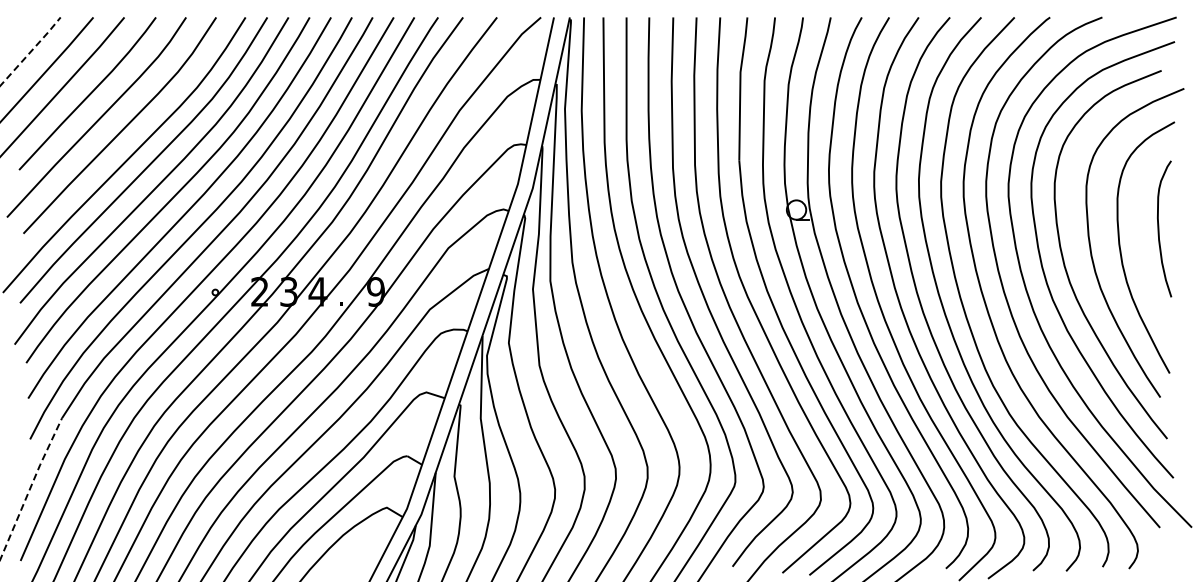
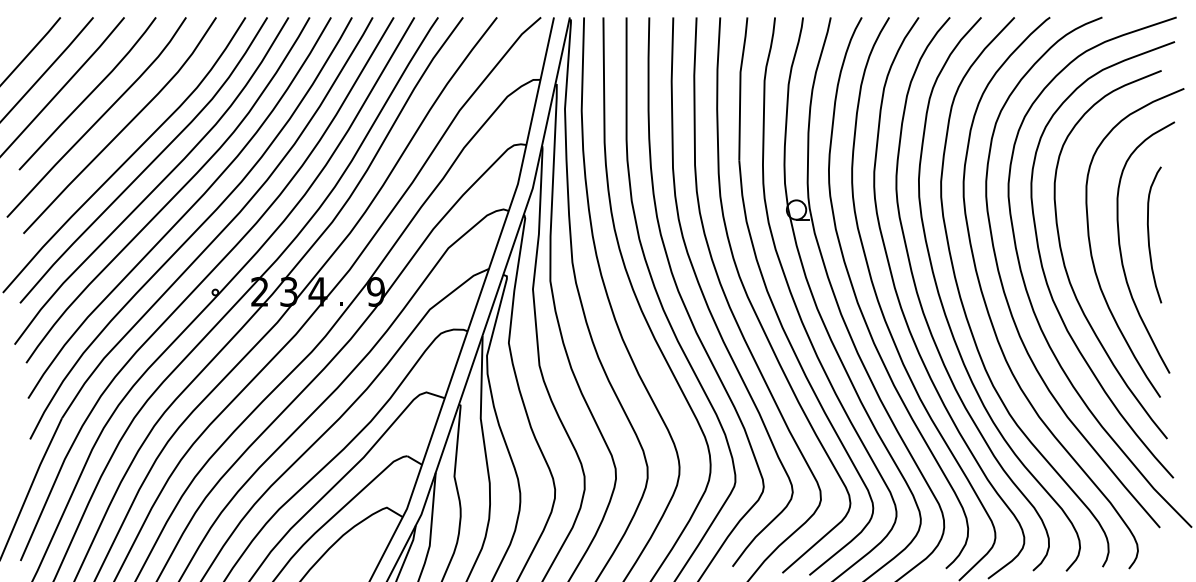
line: dashed -> solid (31, 50)
curve position: (1159, 228) -> (1149, 234) (1149, 234)
line: dashed -> solid (30, 487)
